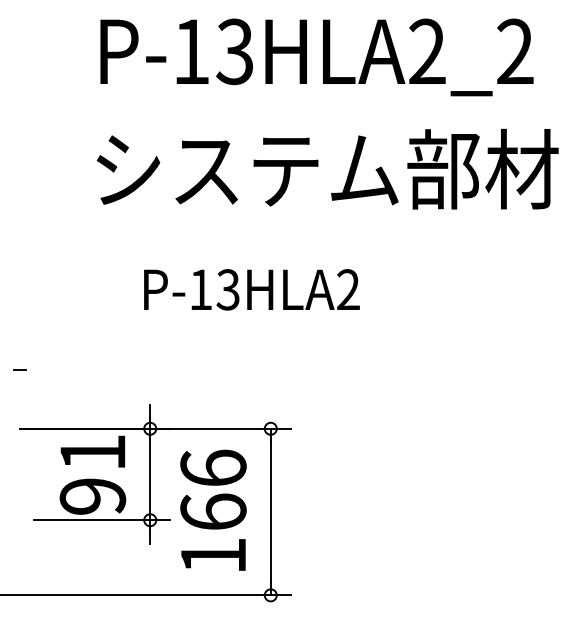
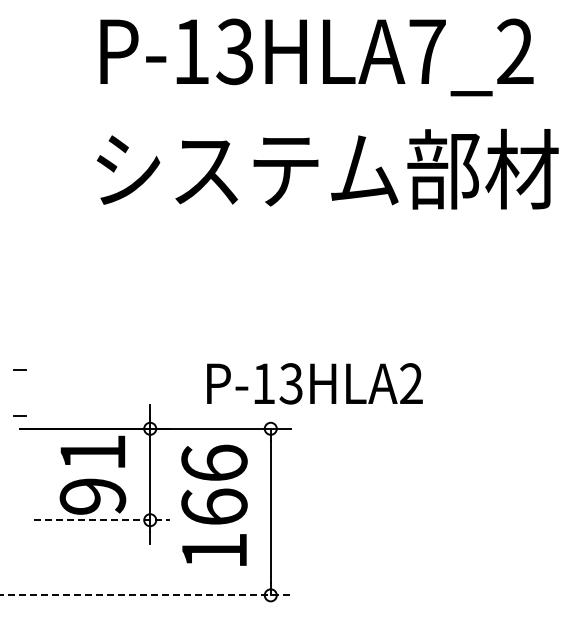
text: P-13HLA2_2 -> P-13HLA7_2 (427, 50)
text position: (251, 289) -> (314, 383) (314, 383)
line: none -> present (19, 415)
text position: (213, 509) -> (214, 504) (214, 504)
line: solid -> dashed (102, 520)
line: solid -> dashed (146, 595)
